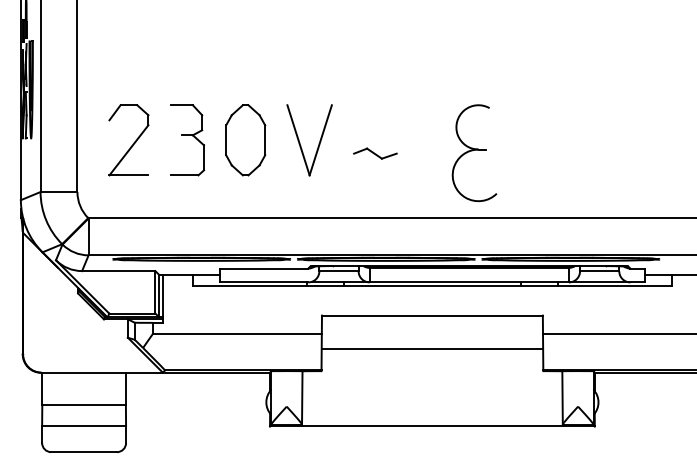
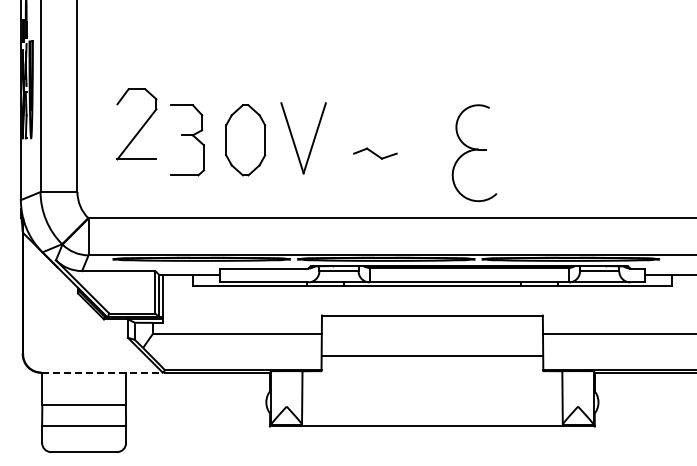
part position: (128, 140) -> (136, 124) (136, 124)
part position: (300, 142) -> (294, 140) (294, 140)
line position: (432, 348) -> (432, 355) (432, 355)
line: solid -> dashed (102, 372)
